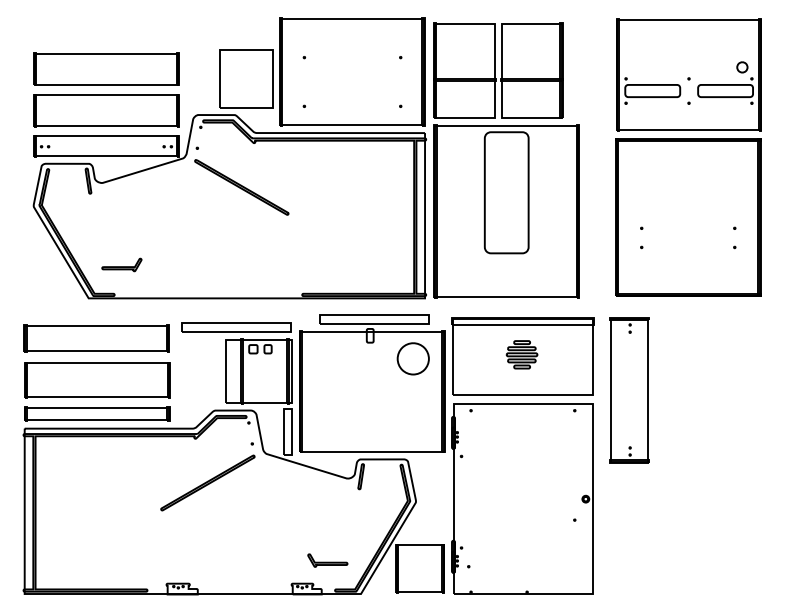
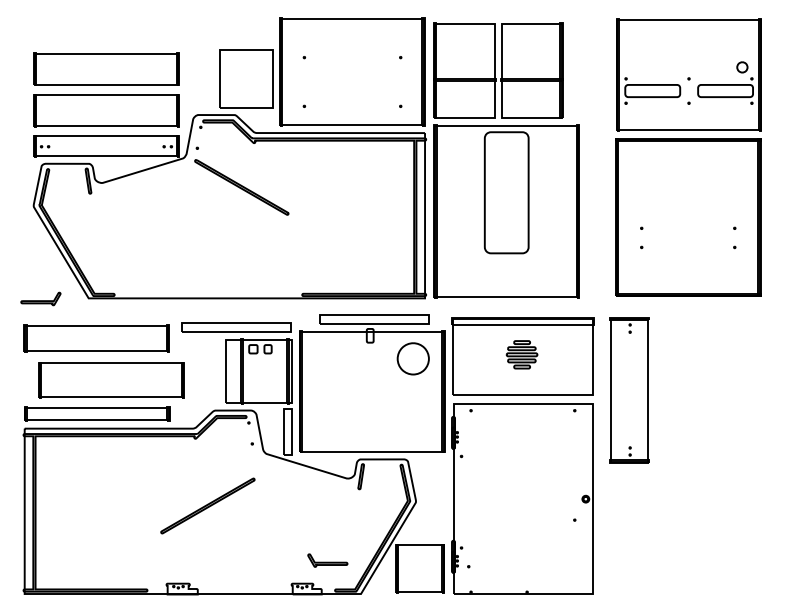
part position: (121, 264) -> (40, 298) (40, 298)
part position: (97, 380) -> (111, 380) (111, 380)
part position: (207, 482) -> (207, 505) (207, 505)
